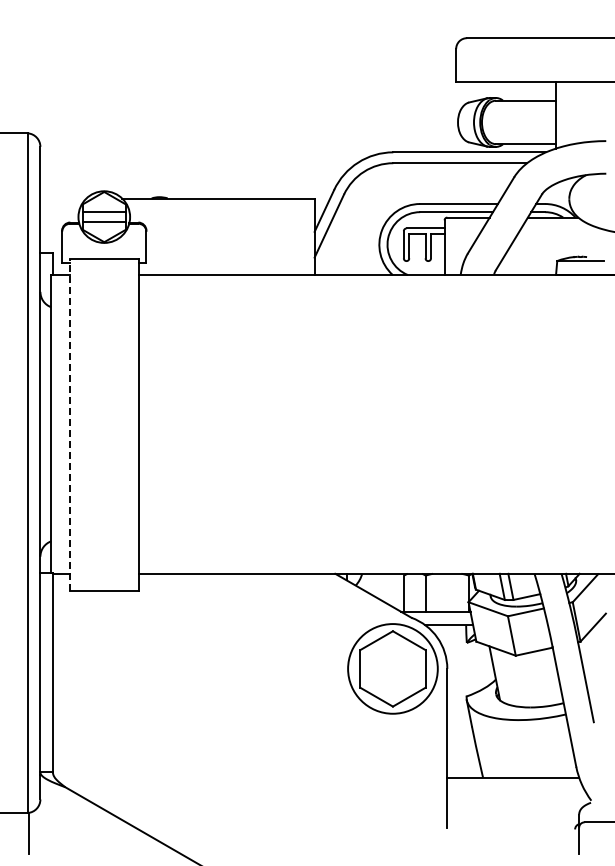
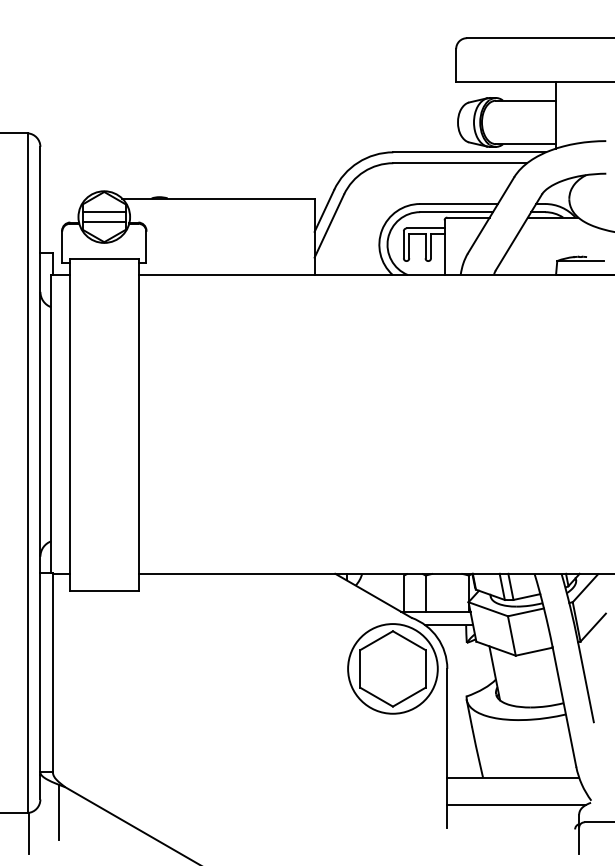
line: dashed -> solid (69, 424)
line: none -> present (516, 804)
line: none -> present (59, 812)
